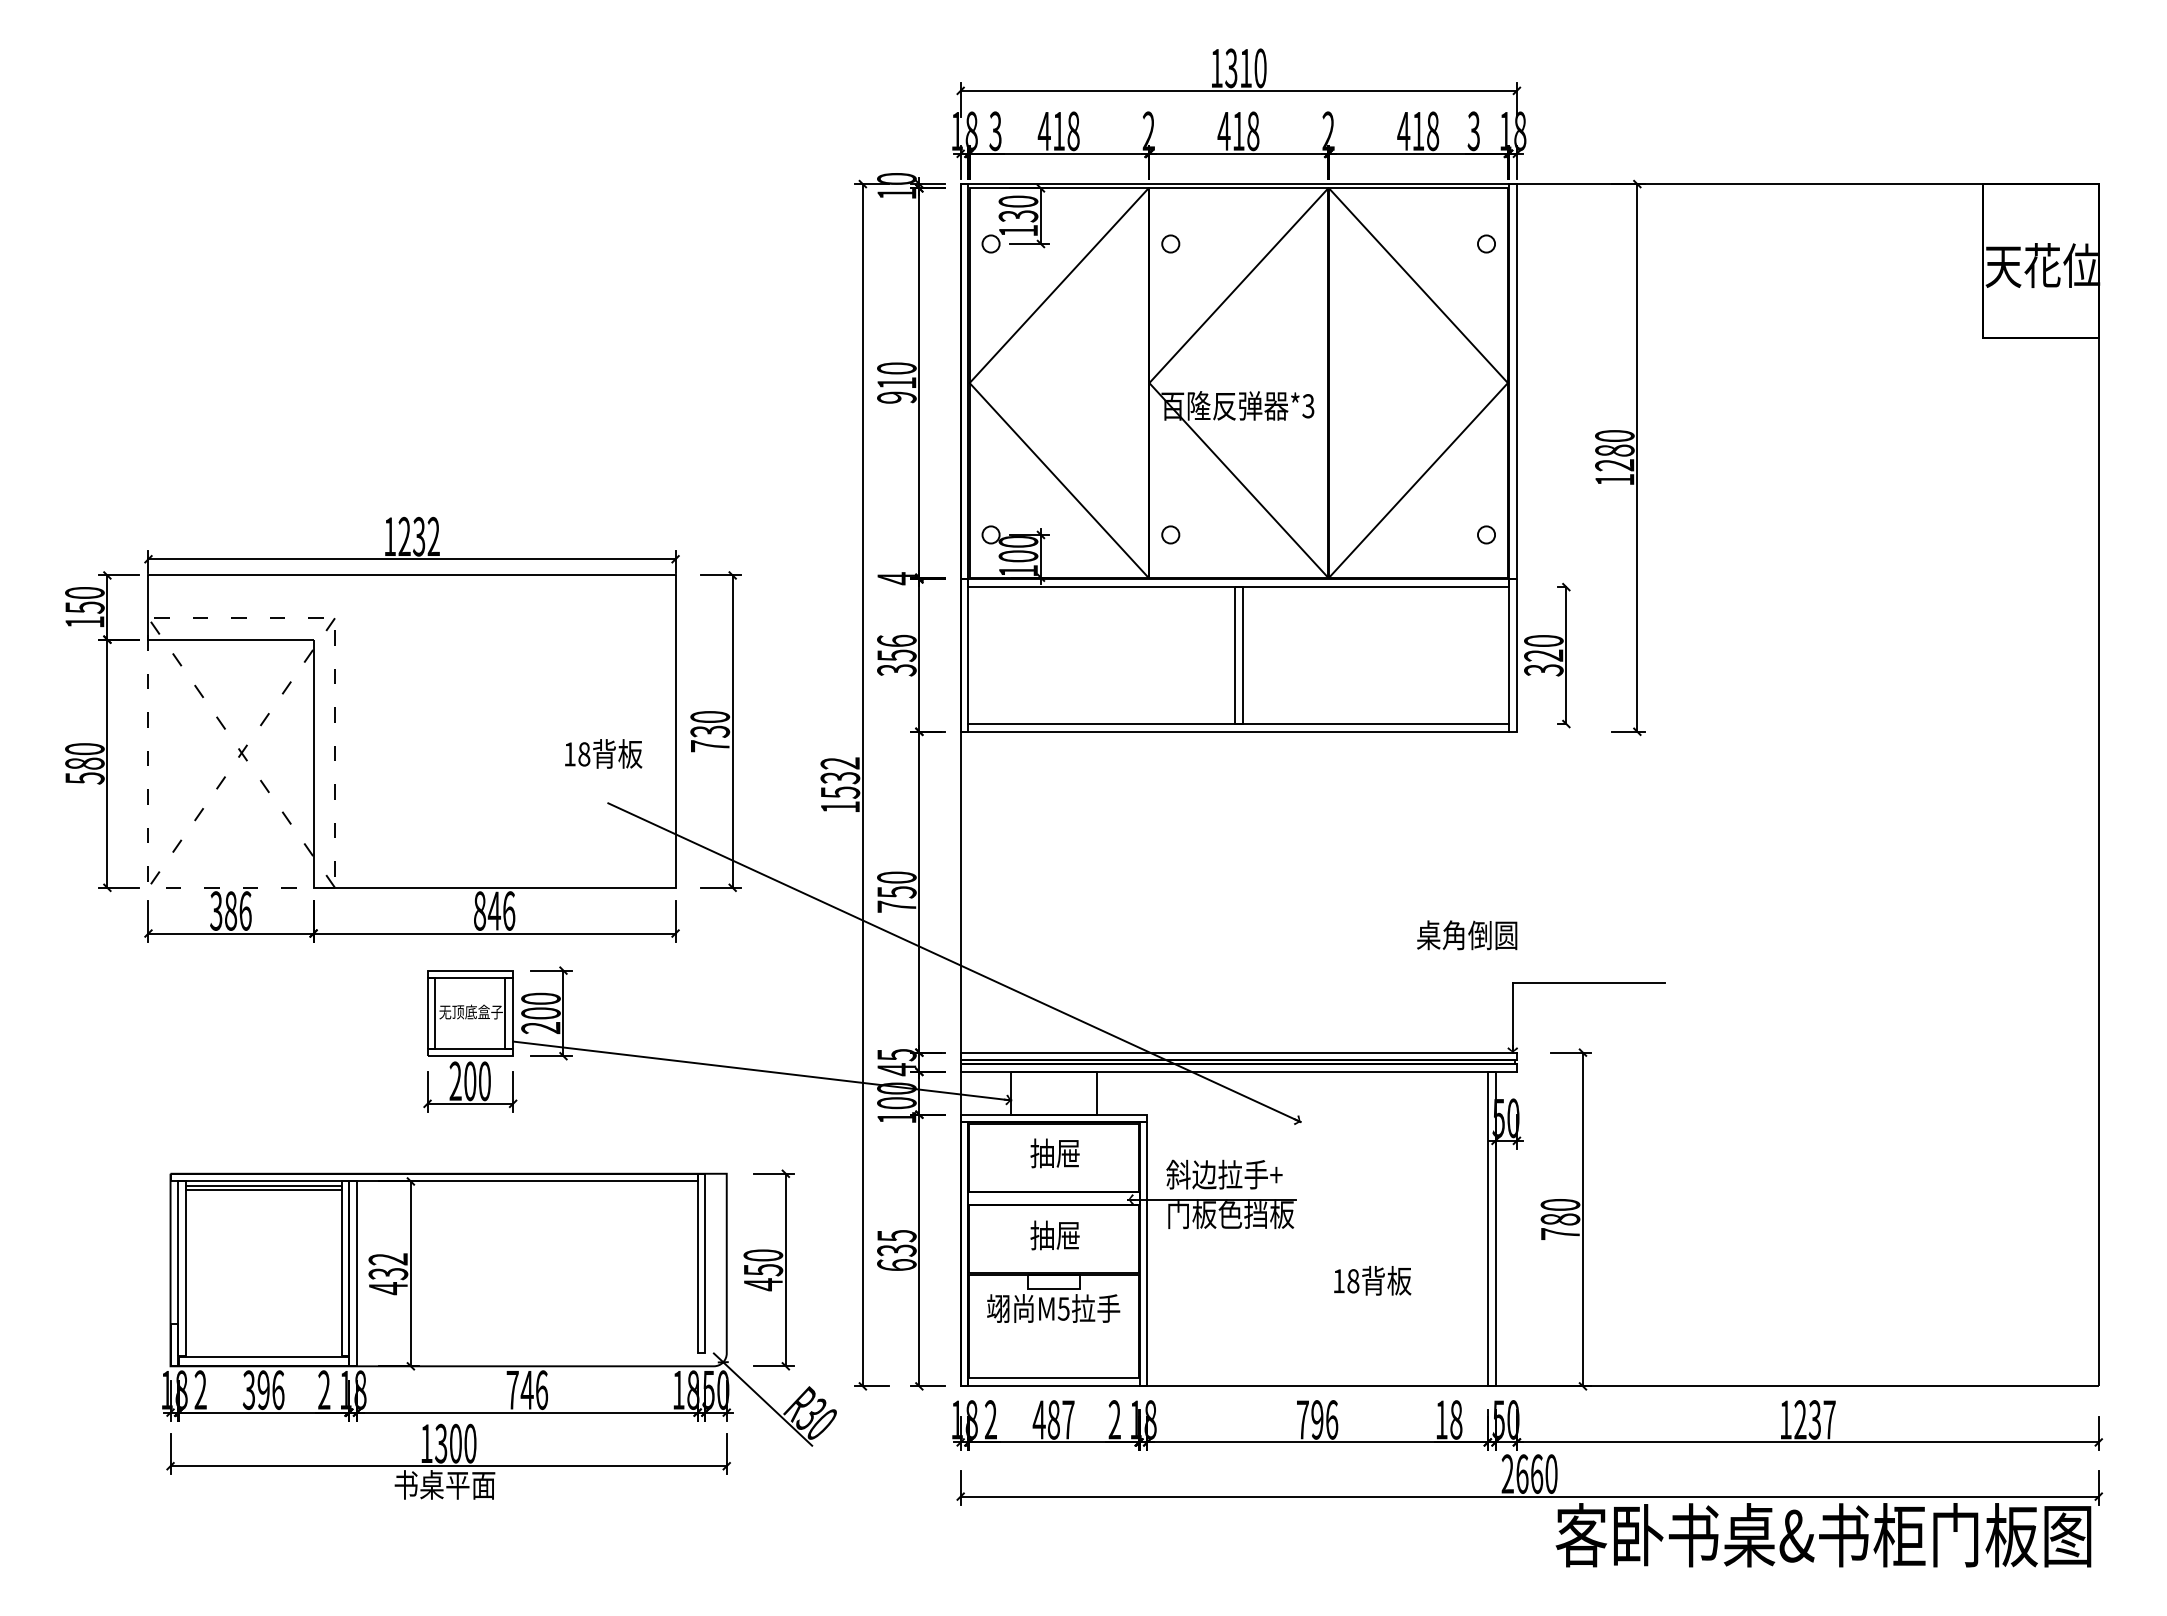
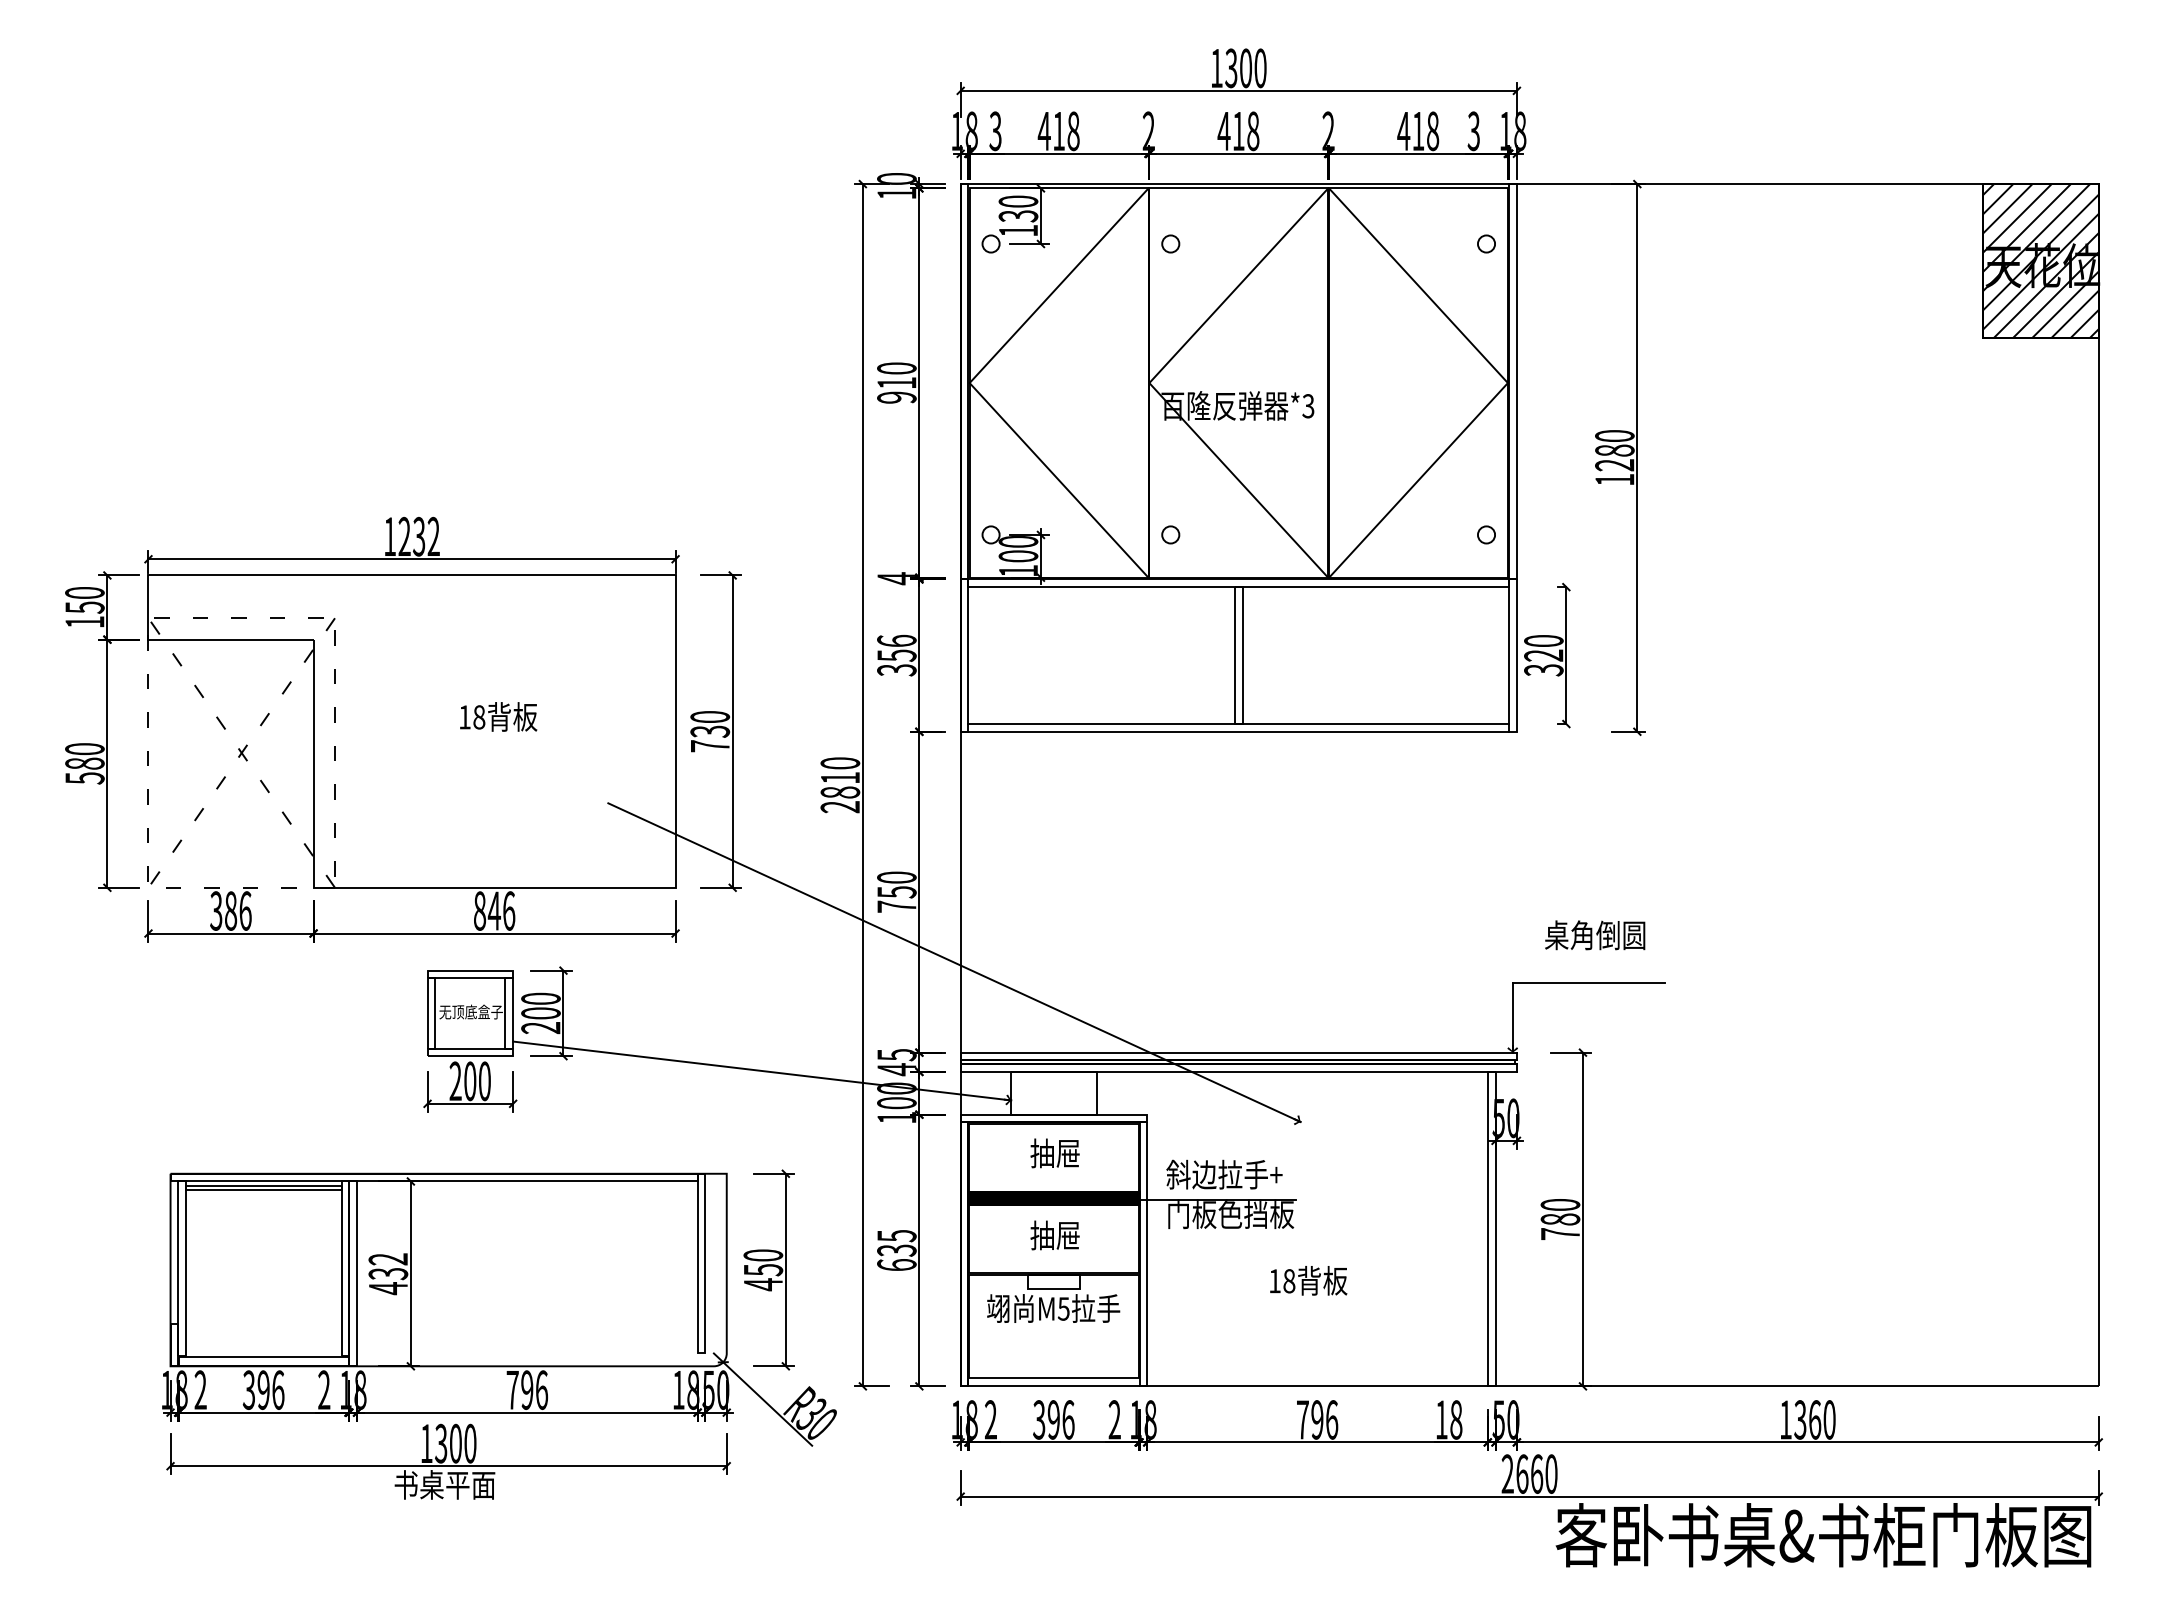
text: 1310 -> 1300 (1246, 68)
hatch: none -> present (2040, 261)
text position: (603, 753) -> (498, 716) (498, 716)
text: 1532 -> 2810 (840, 785)
text position: (1467, 935) -> (1595, 935) (1595, 935)
fill: none -> present (1053, 1198)
text position: (1372, 1280) -> (1308, 1280) (1308, 1280)
text: 746 -> 796 (526, 1389)
text: 487 -> 396 (1053, 1419)
text: 1237 -> 1360 (1814, 1419)
